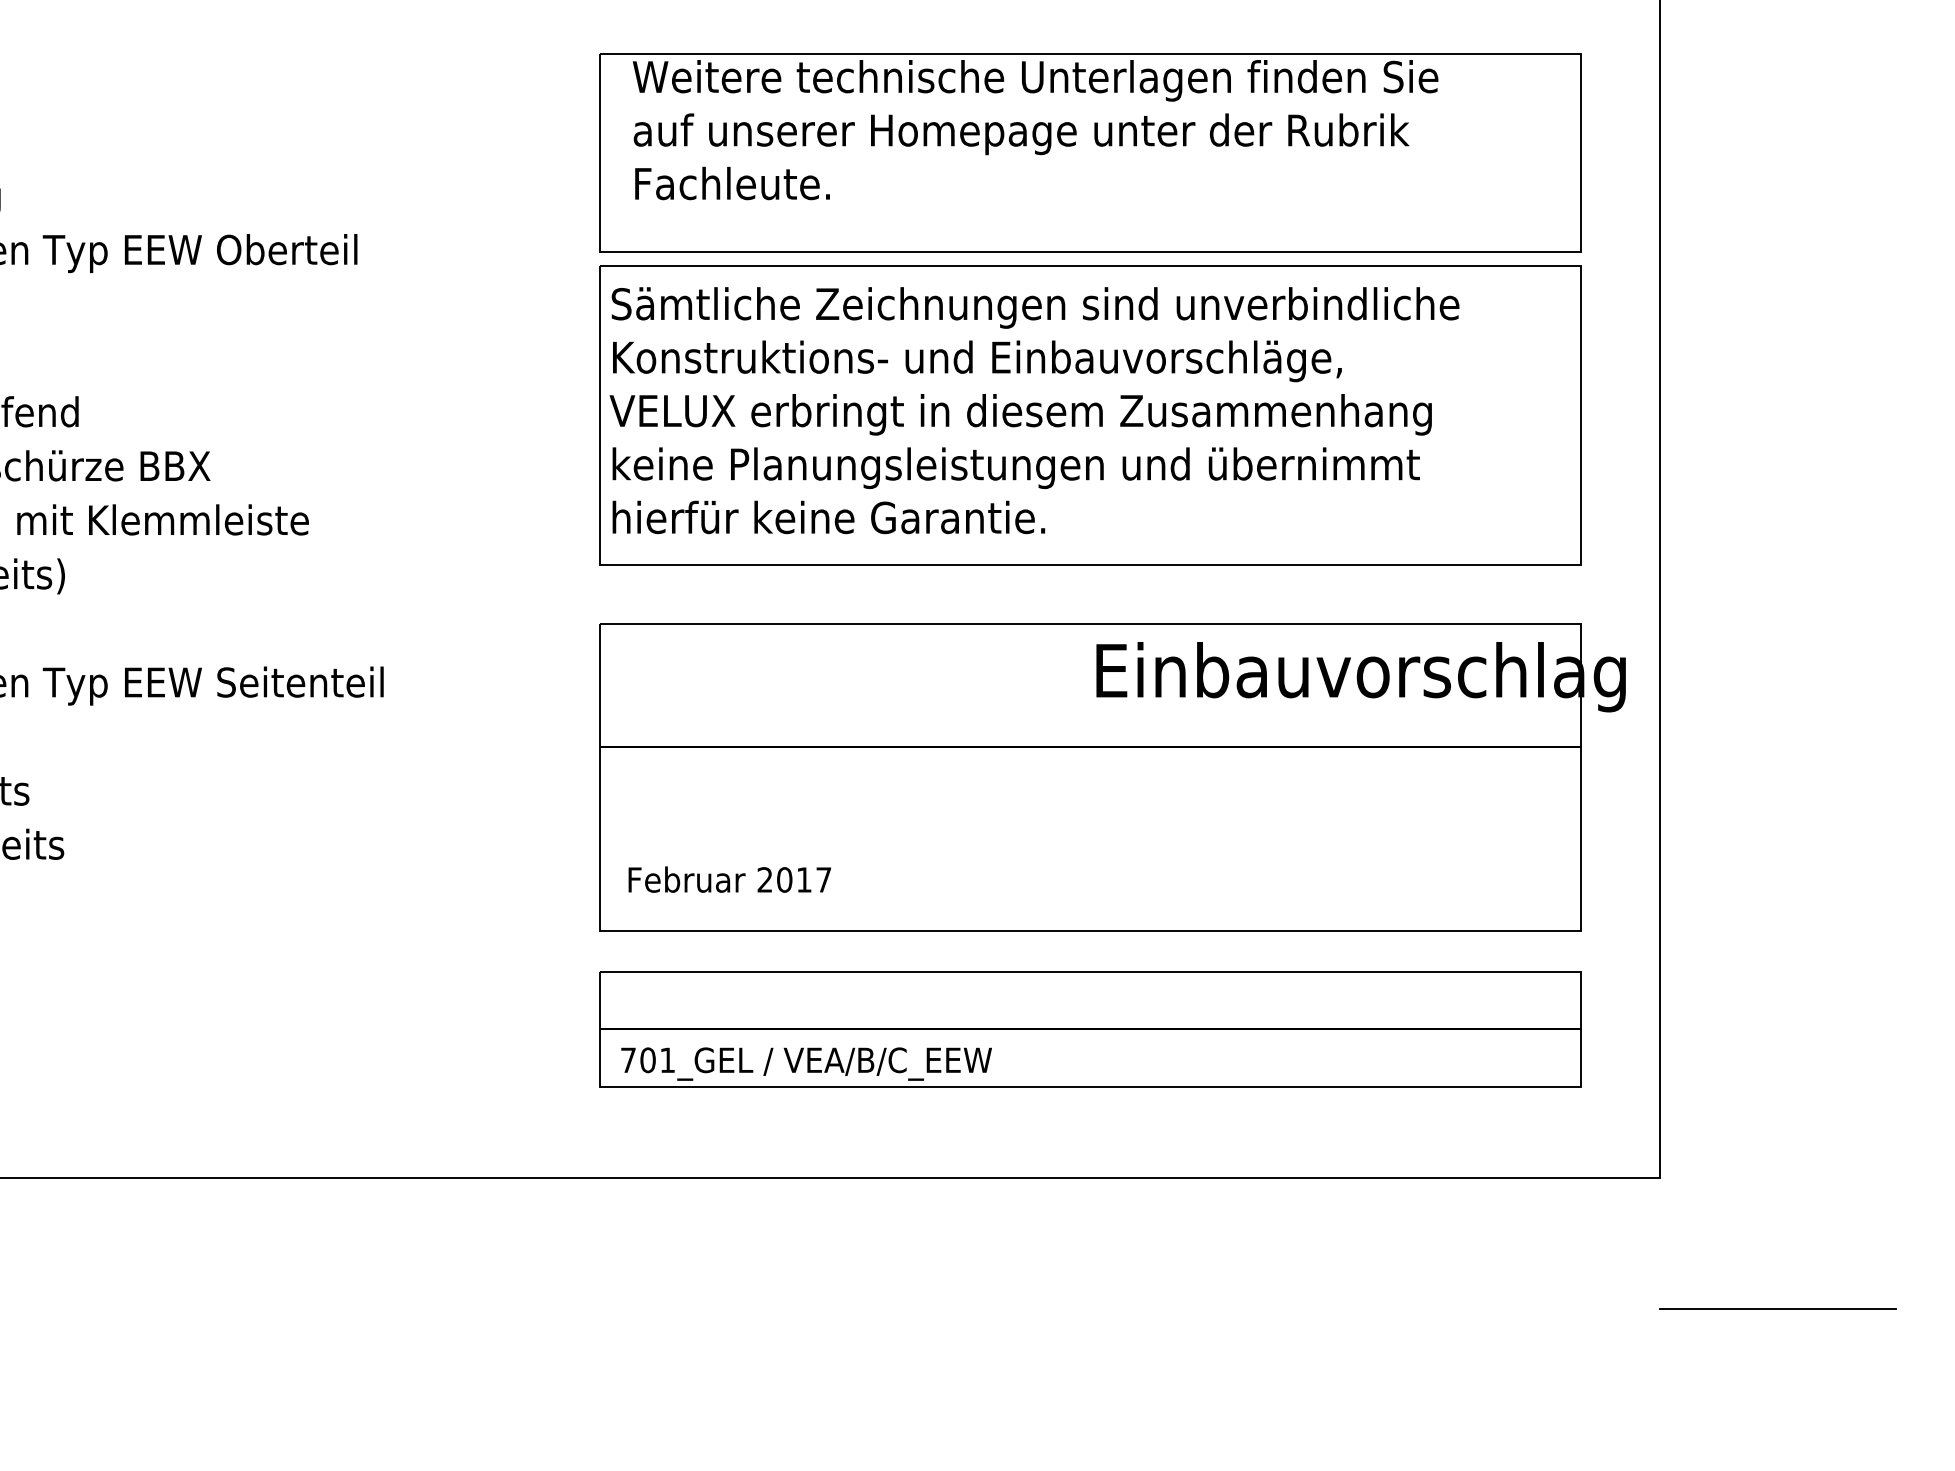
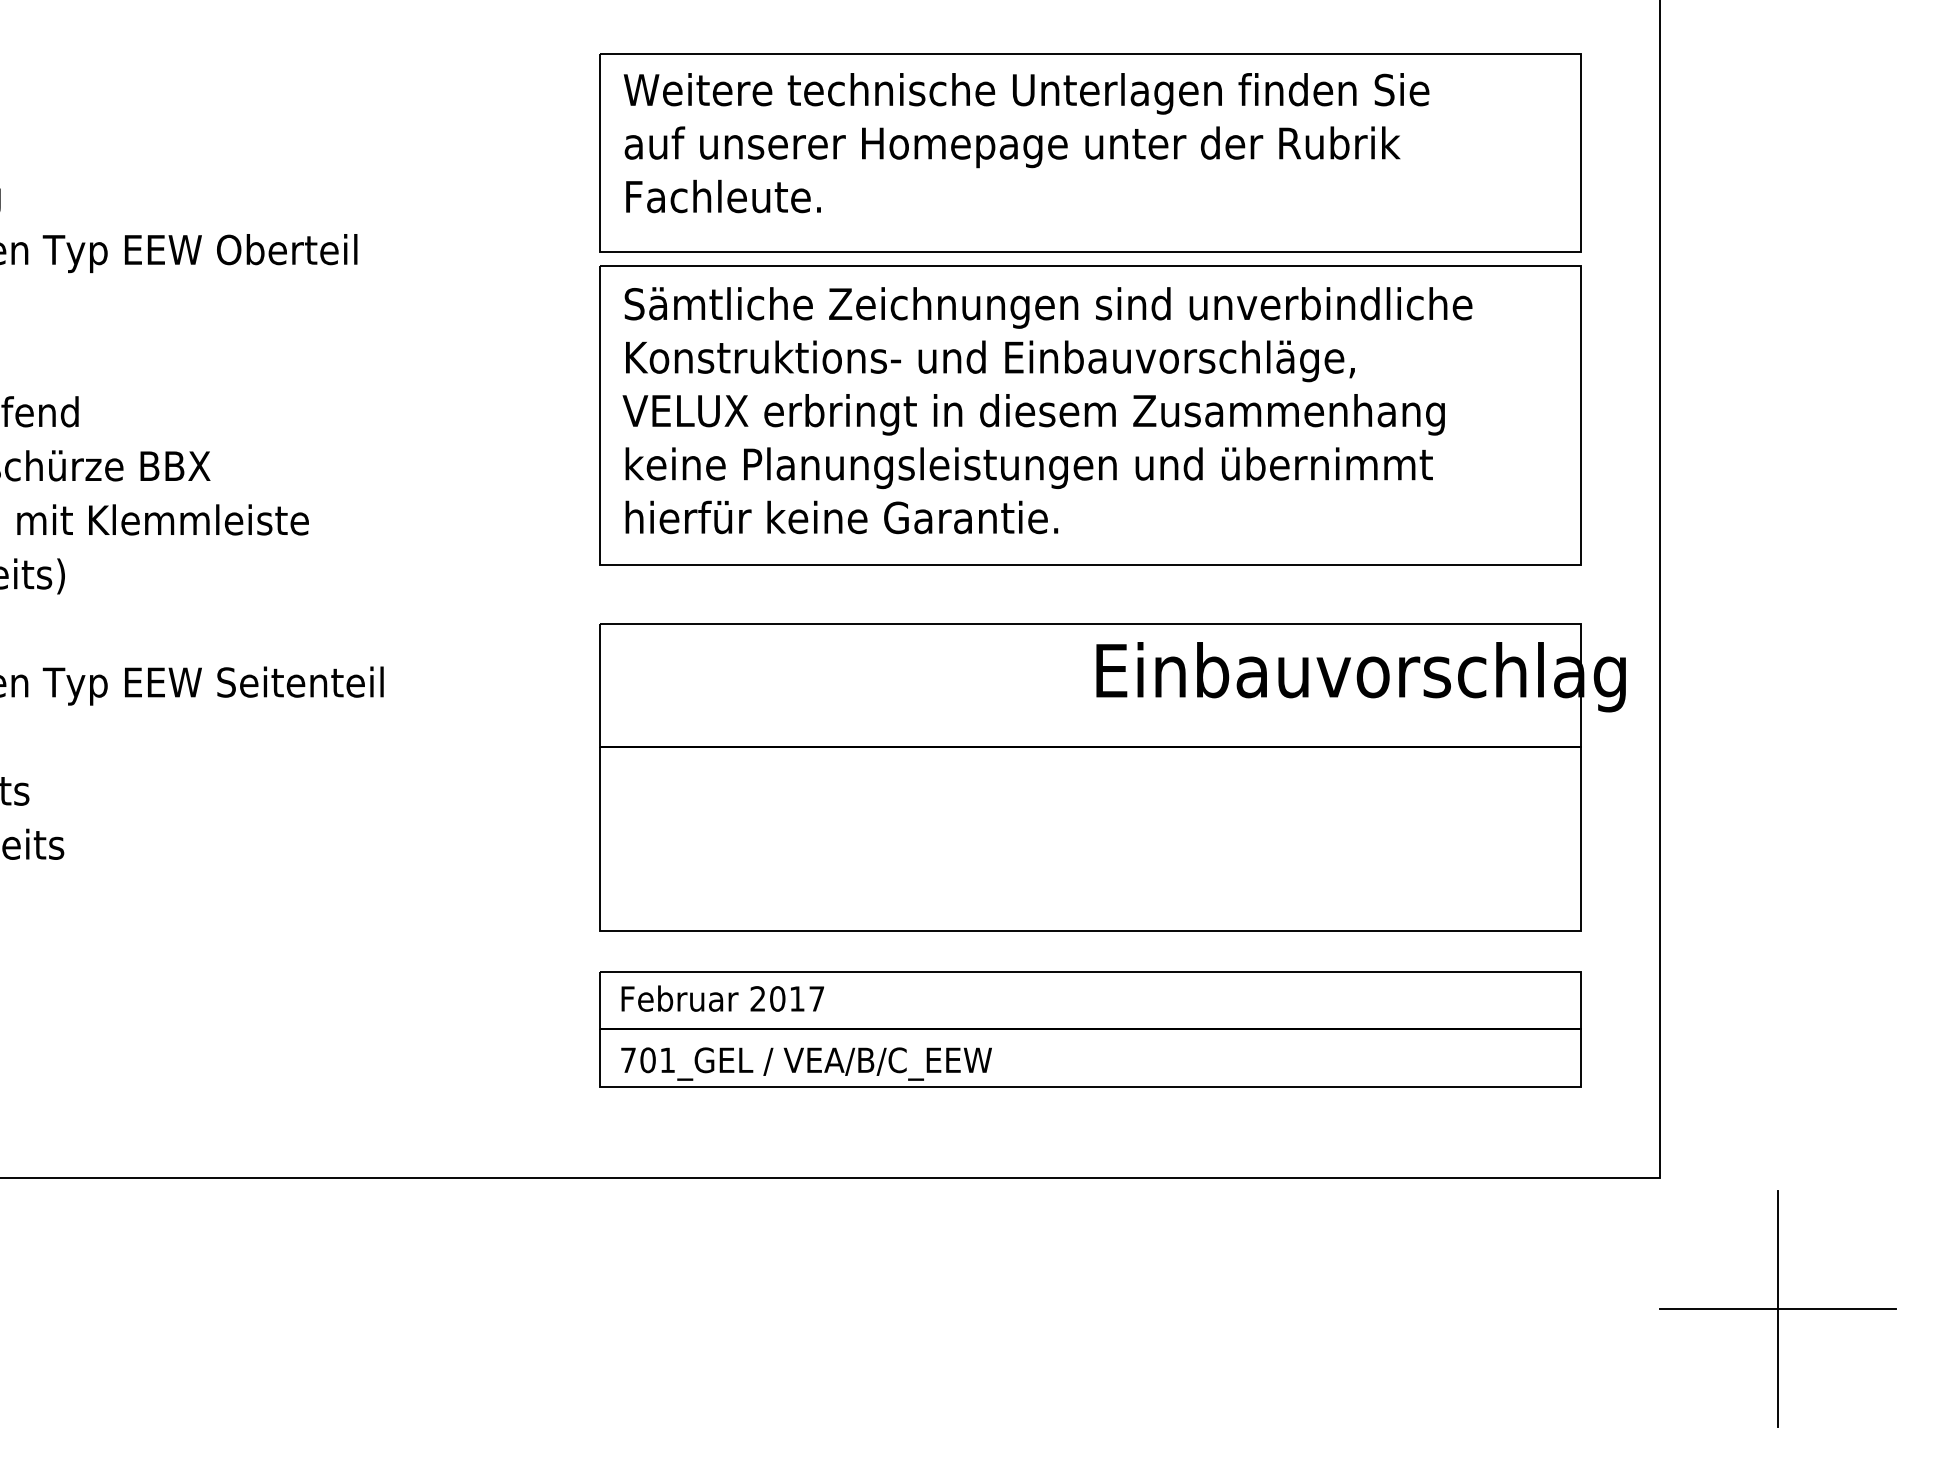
text position: (1035, 130) -> (1026, 143) (1026, 143)
text position: (1034, 410) -> (1047, 410) (1047, 410)
text position: (729, 879) -> (722, 998) (722, 998)
line: none -> present (1778, 1309)
